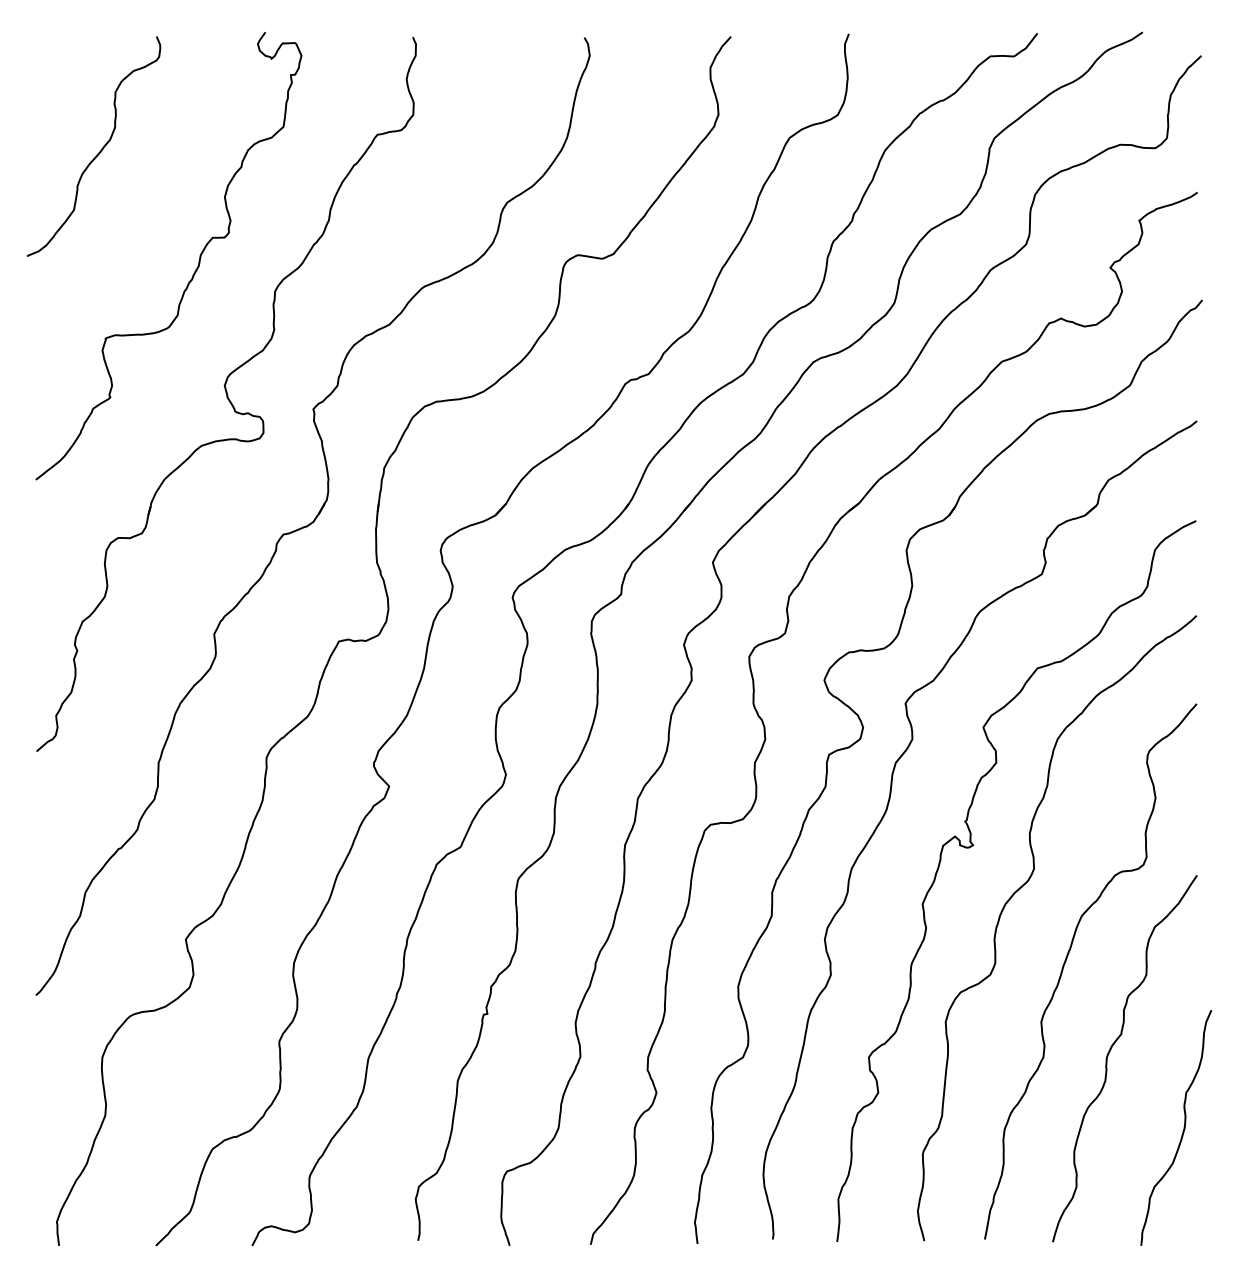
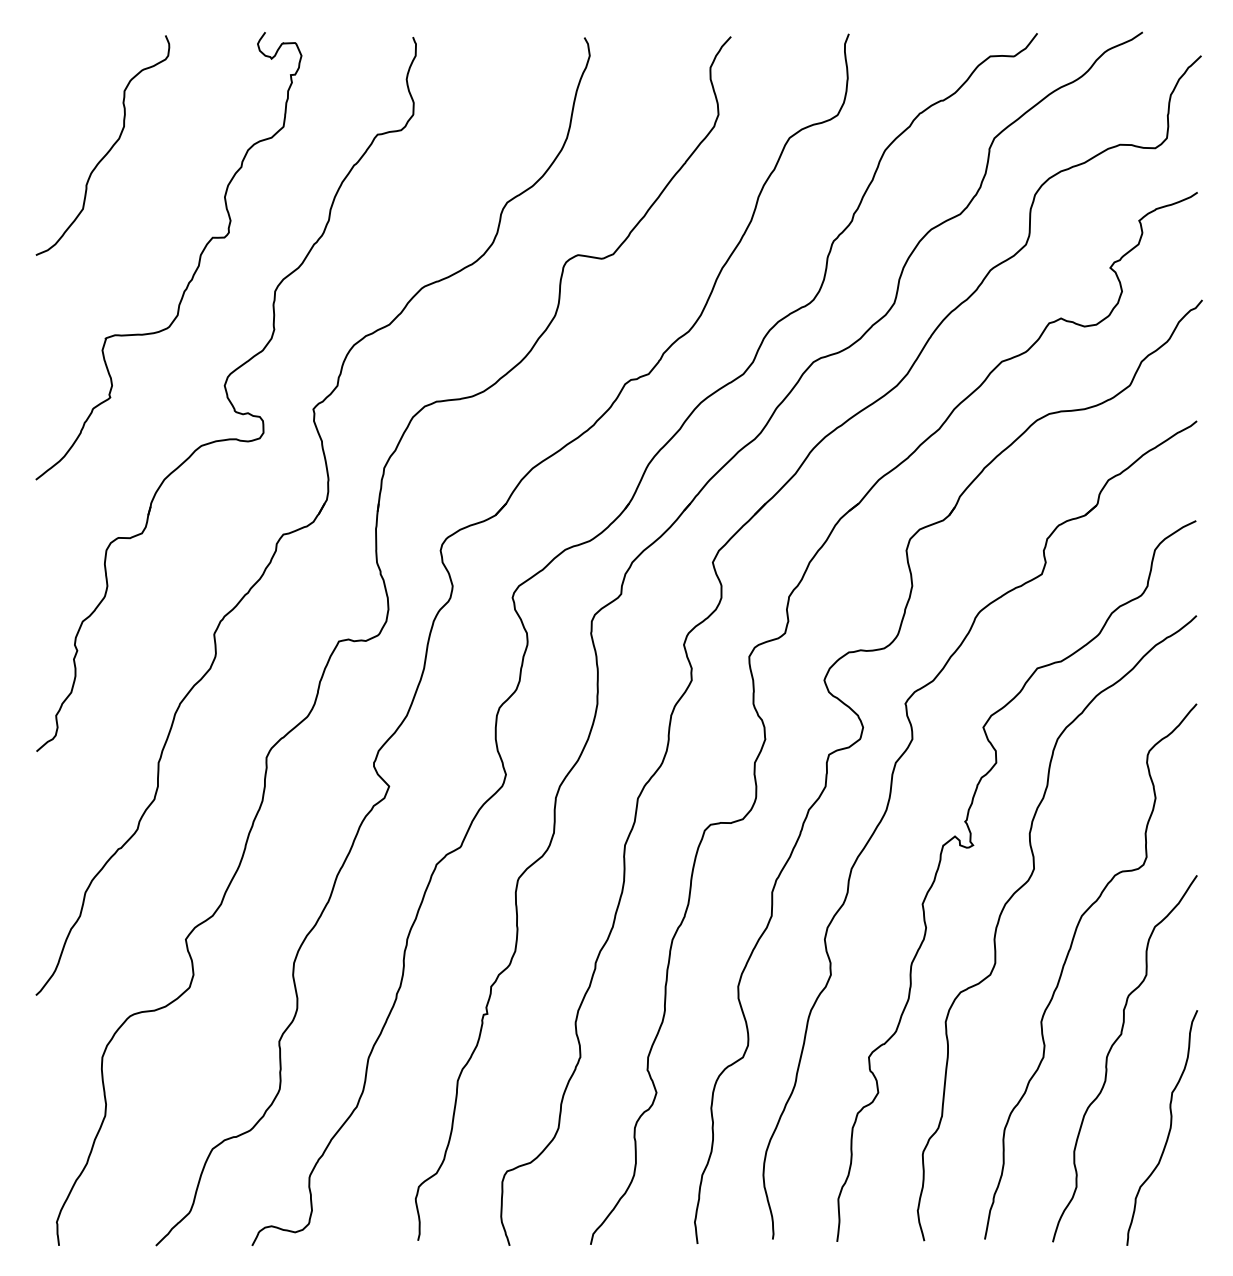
curve position: (99, 151) -> (108, 150) (108, 150)
curve position: (1183, 1127) -> (1169, 1127) (1169, 1127)
